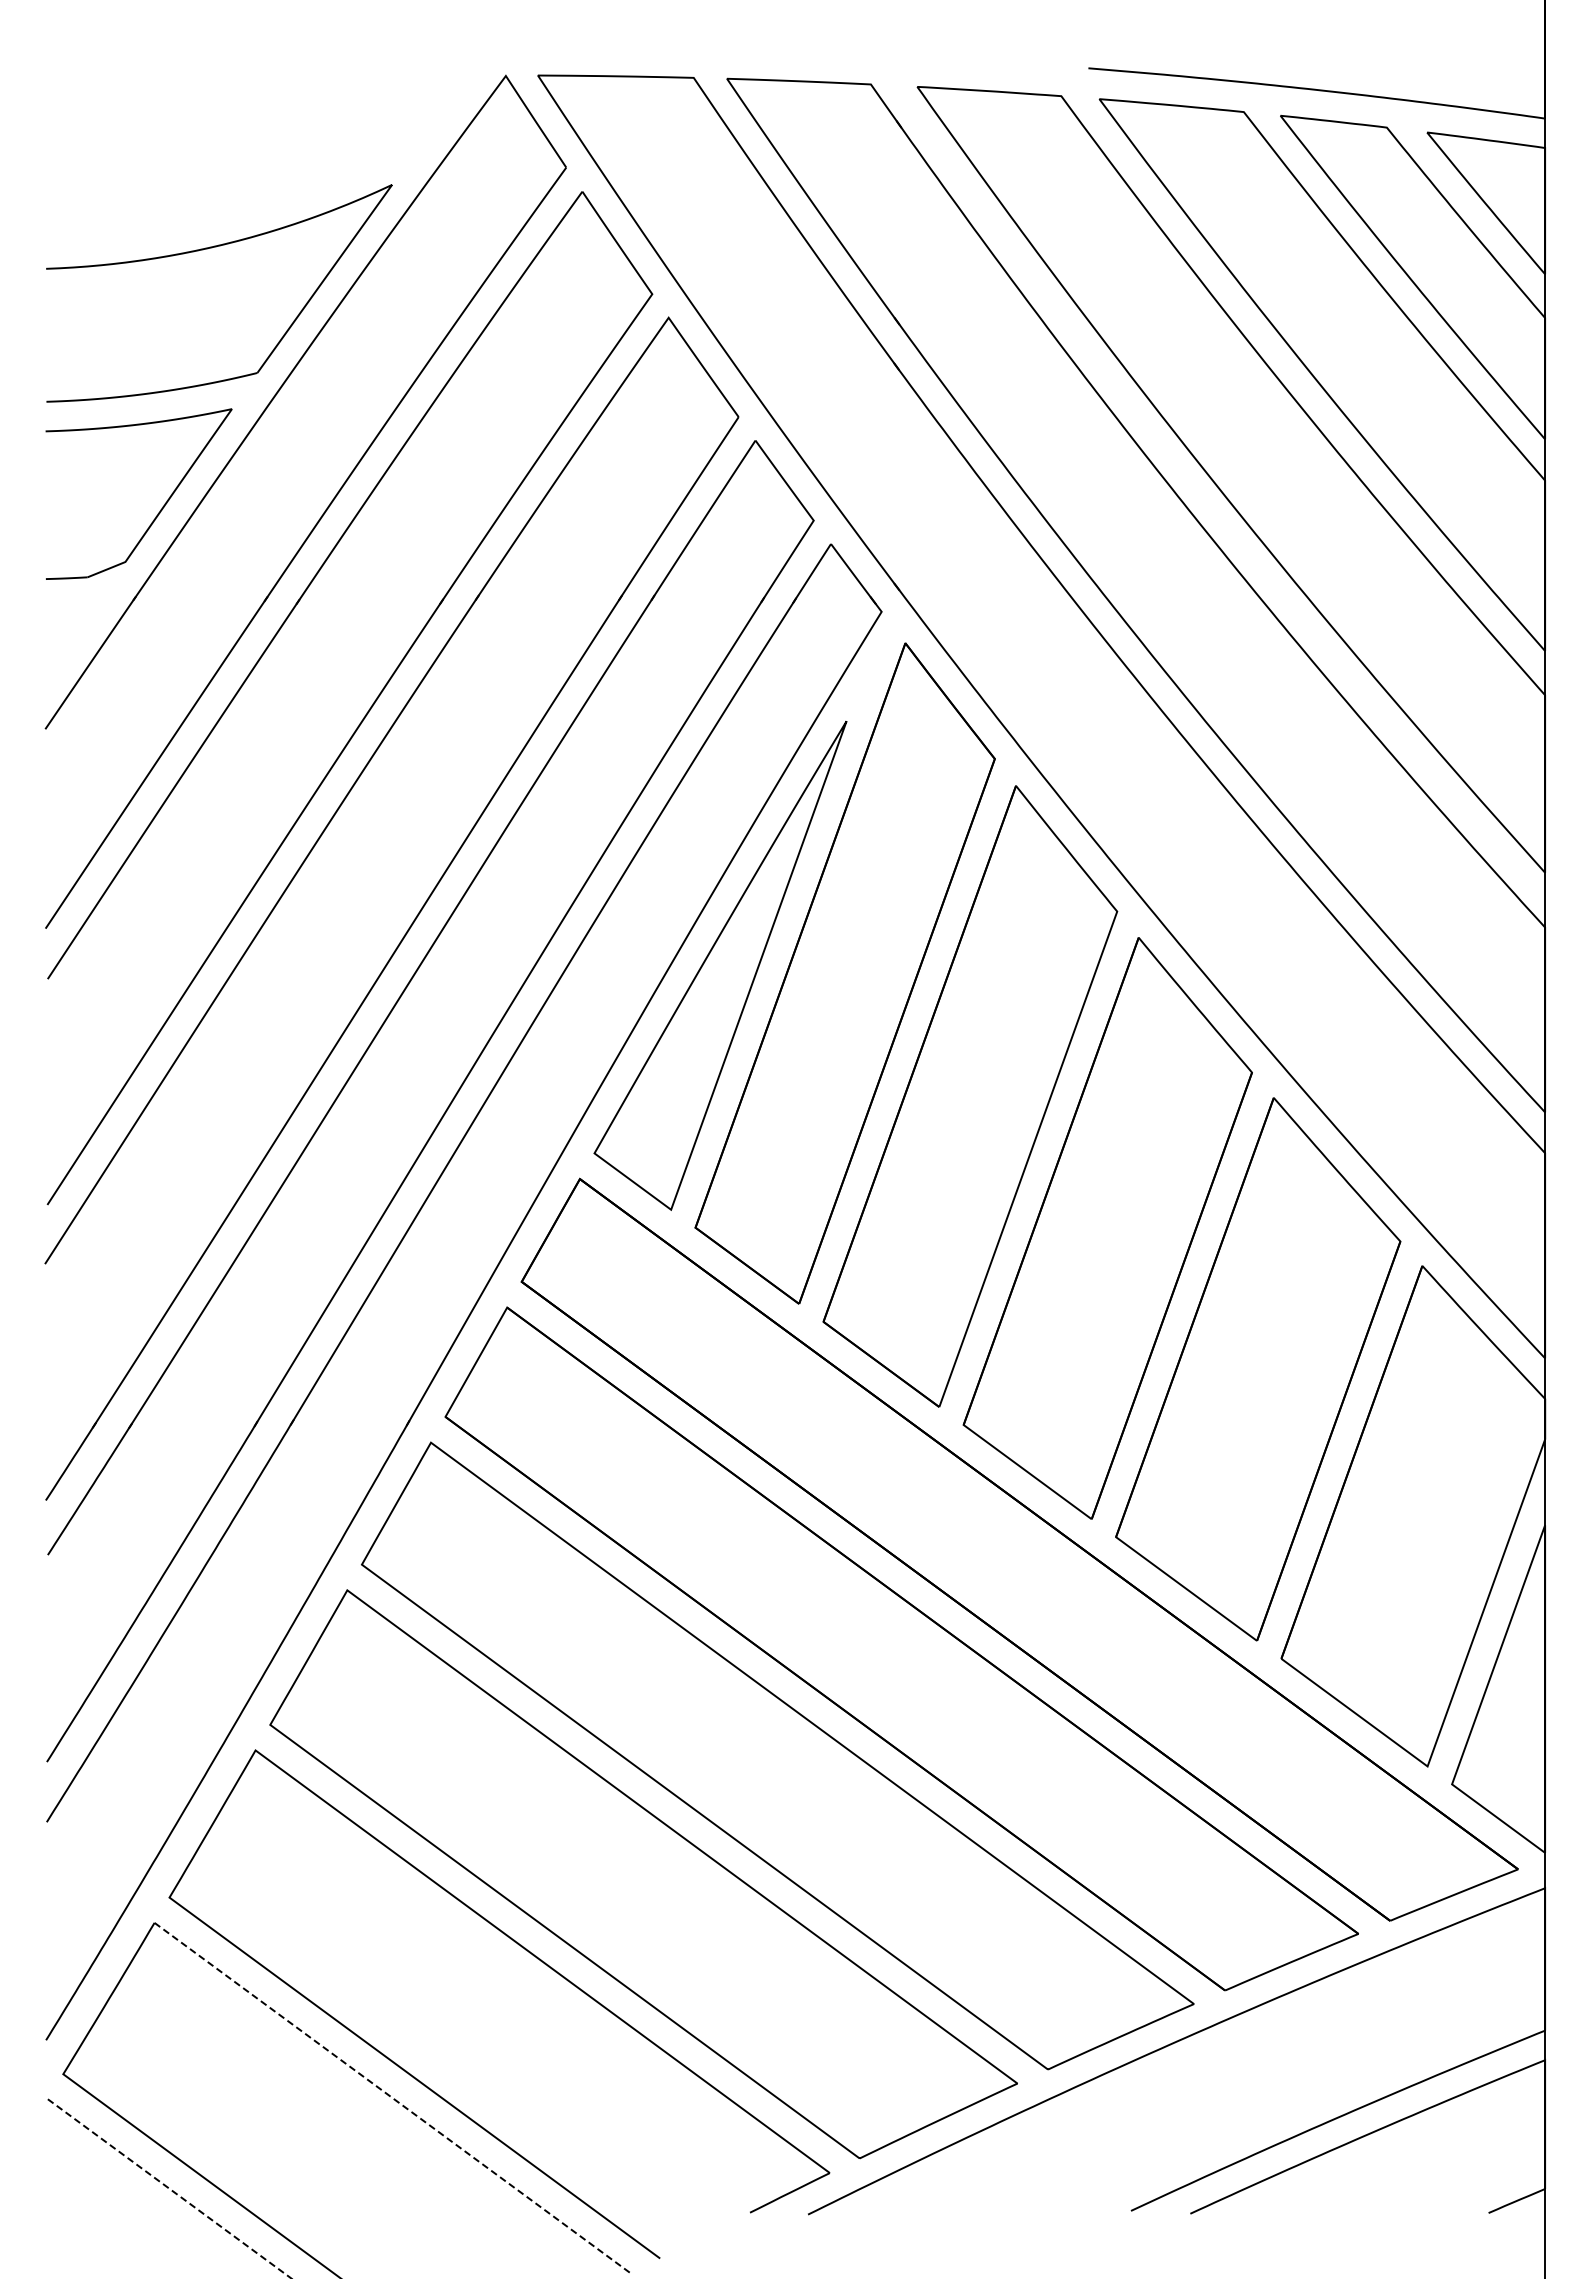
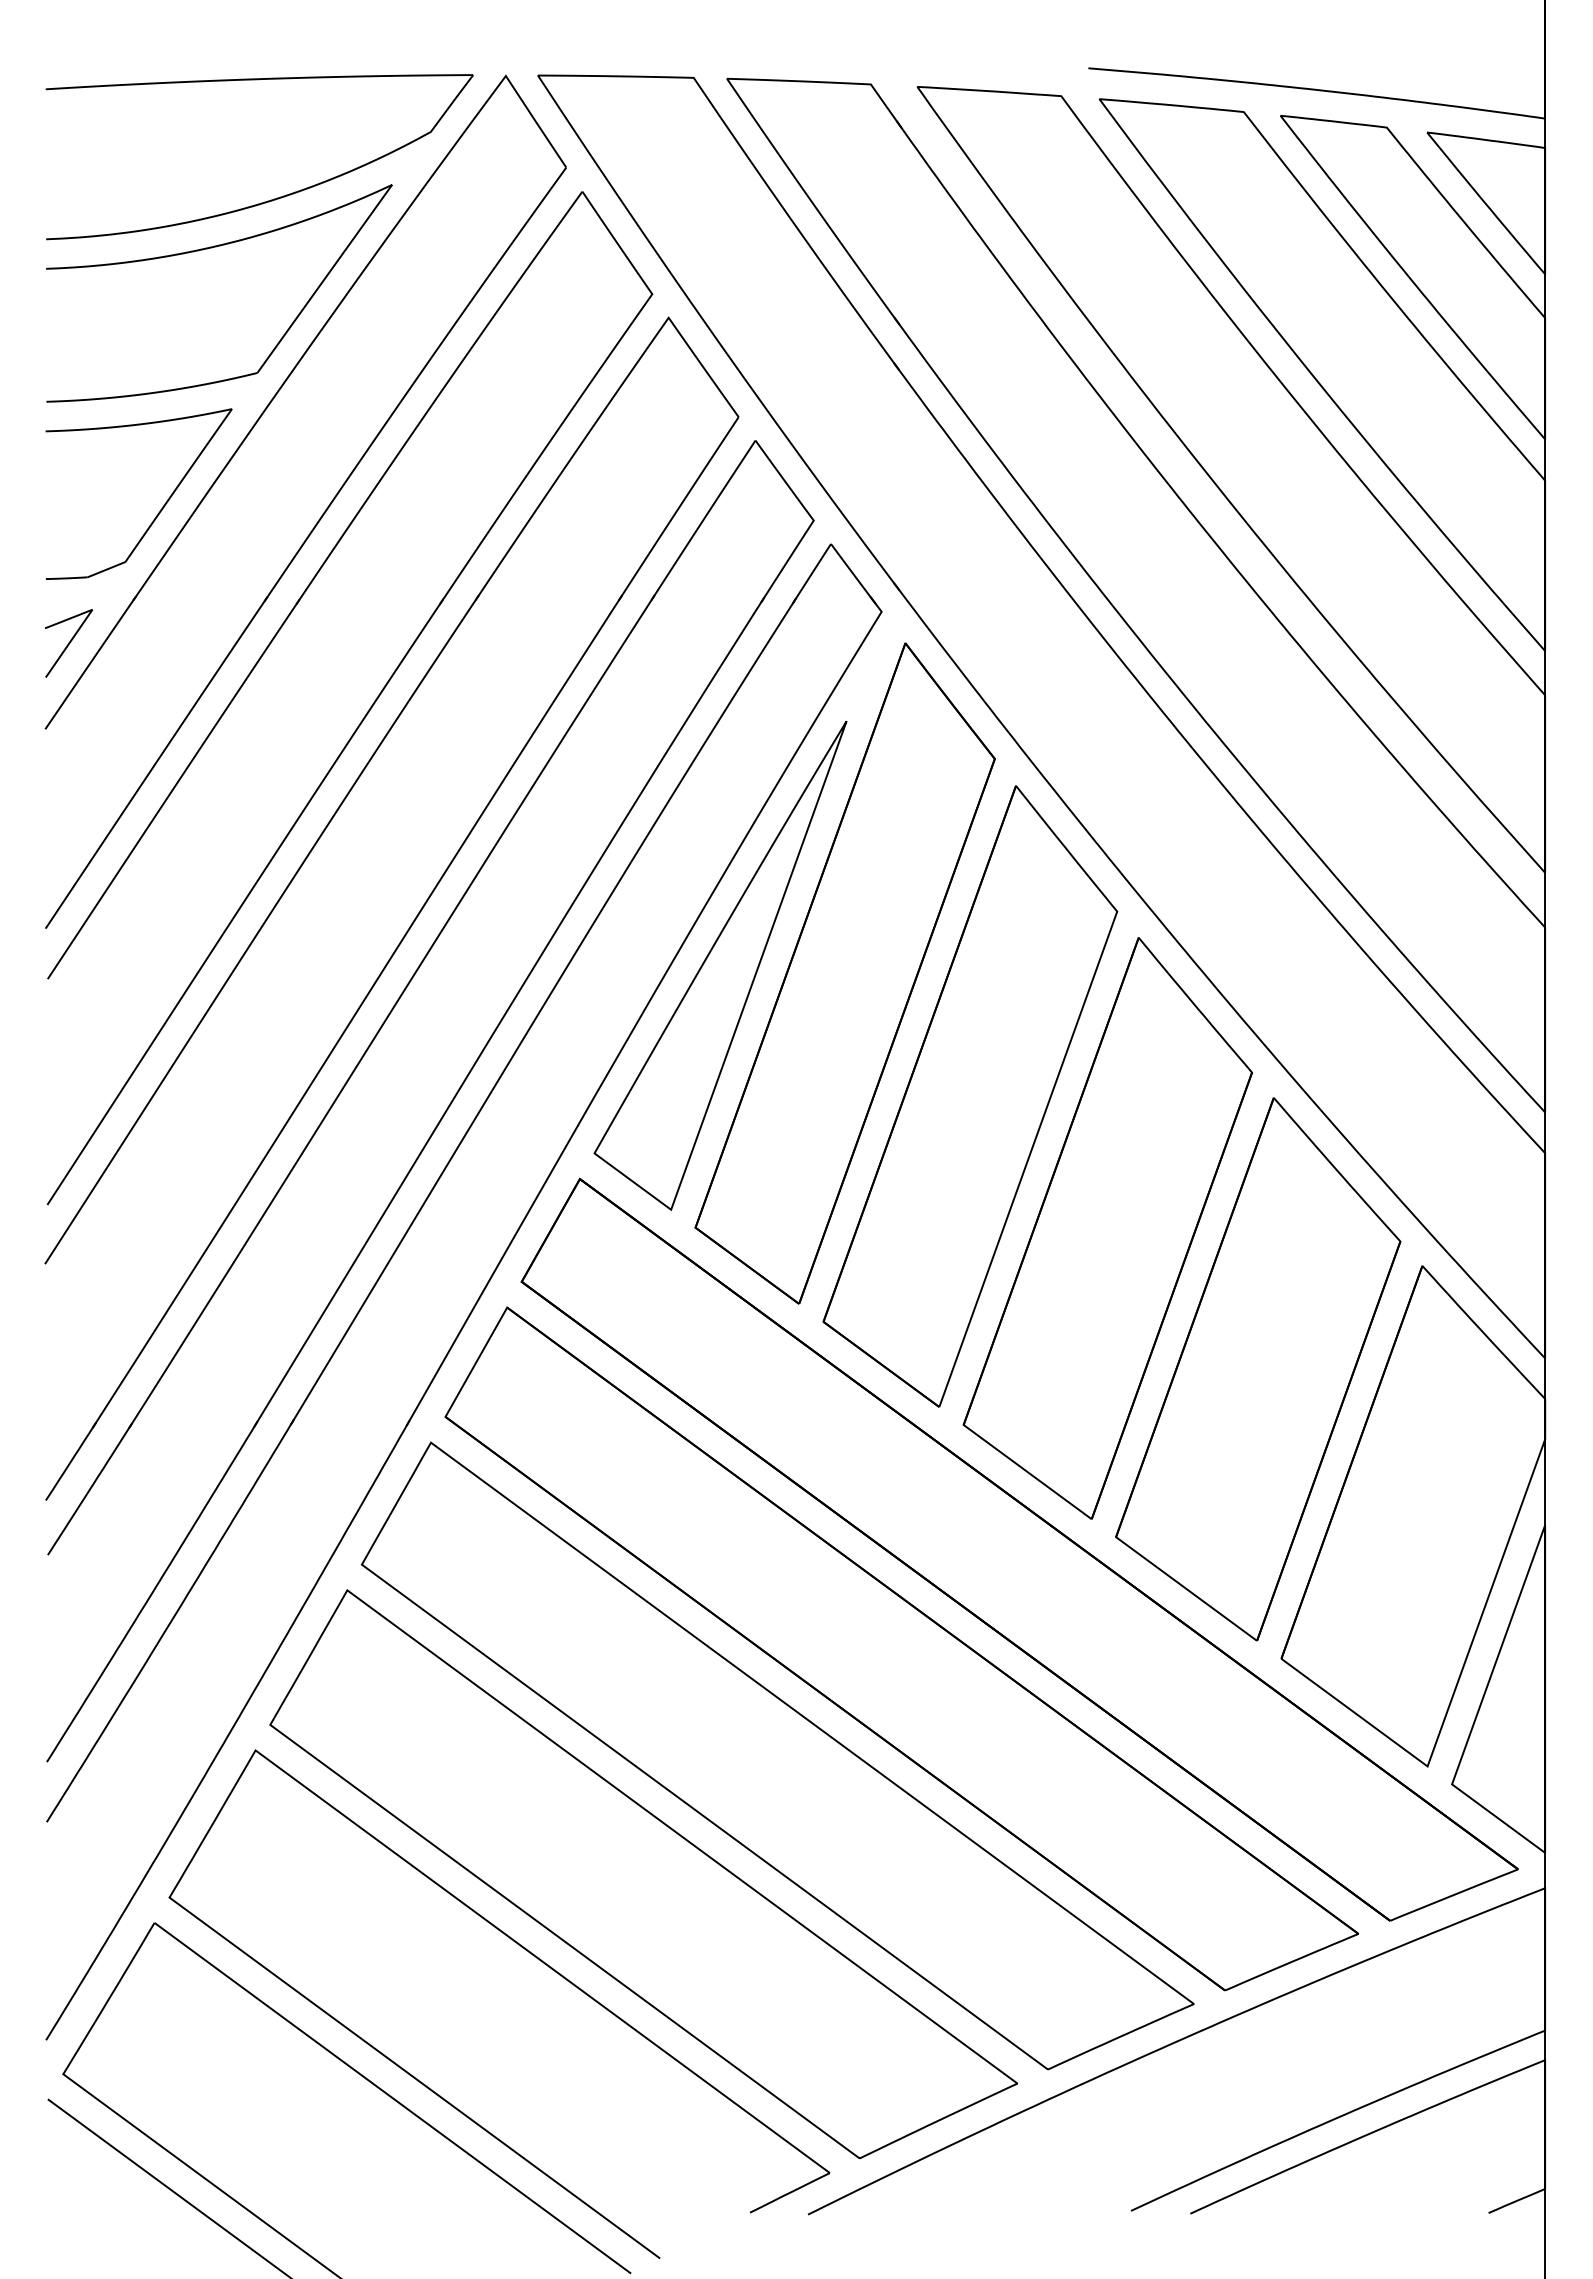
part: none -> present (274, 198)
curve: none -> present (69, 643)
line: dashed -> solid (392, 2098)
line: dashed -> solid (170, 2189)
